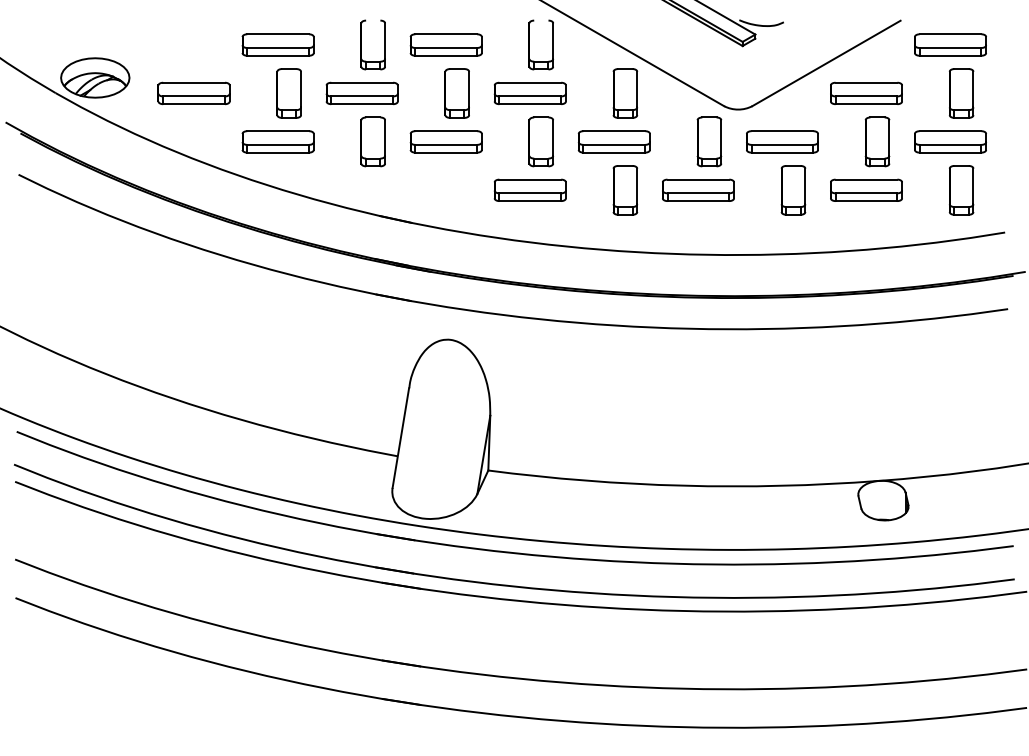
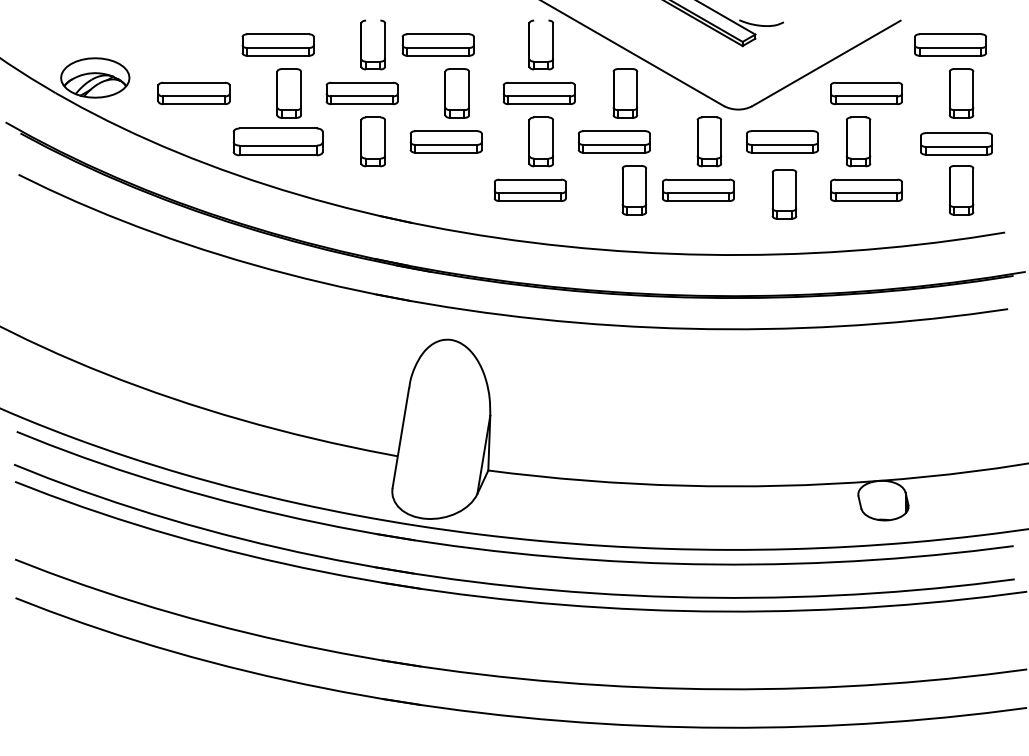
part position: (445, 44) -> (437, 44) (437, 44)
part position: (529, 92) -> (538, 92) (538, 92)
part size: 74x24 px -> 92x30 px (277, 141)
part position: (877, 141) -> (858, 141) (858, 141)
part position: (950, 141) -> (956, 143) (956, 143)
part position: (625, 190) -> (634, 190) (634, 190)
part position: (793, 190) -> (784, 194) (784, 194)
